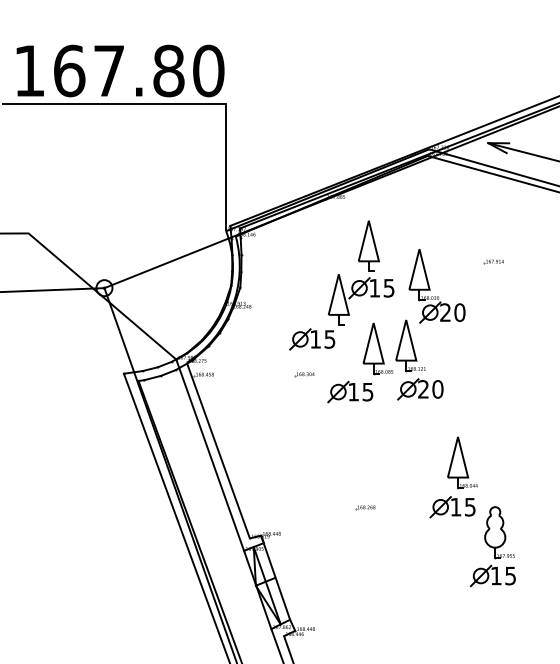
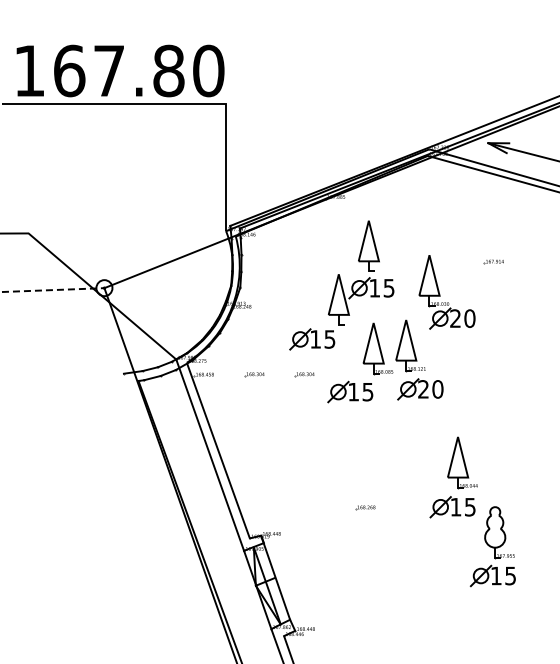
part position: (430, 288) -> (440, 294) (440, 294)
line: solid -> dashed (52, 290)
part: none -> present (254, 374)
line: present -> none (175, 516)
